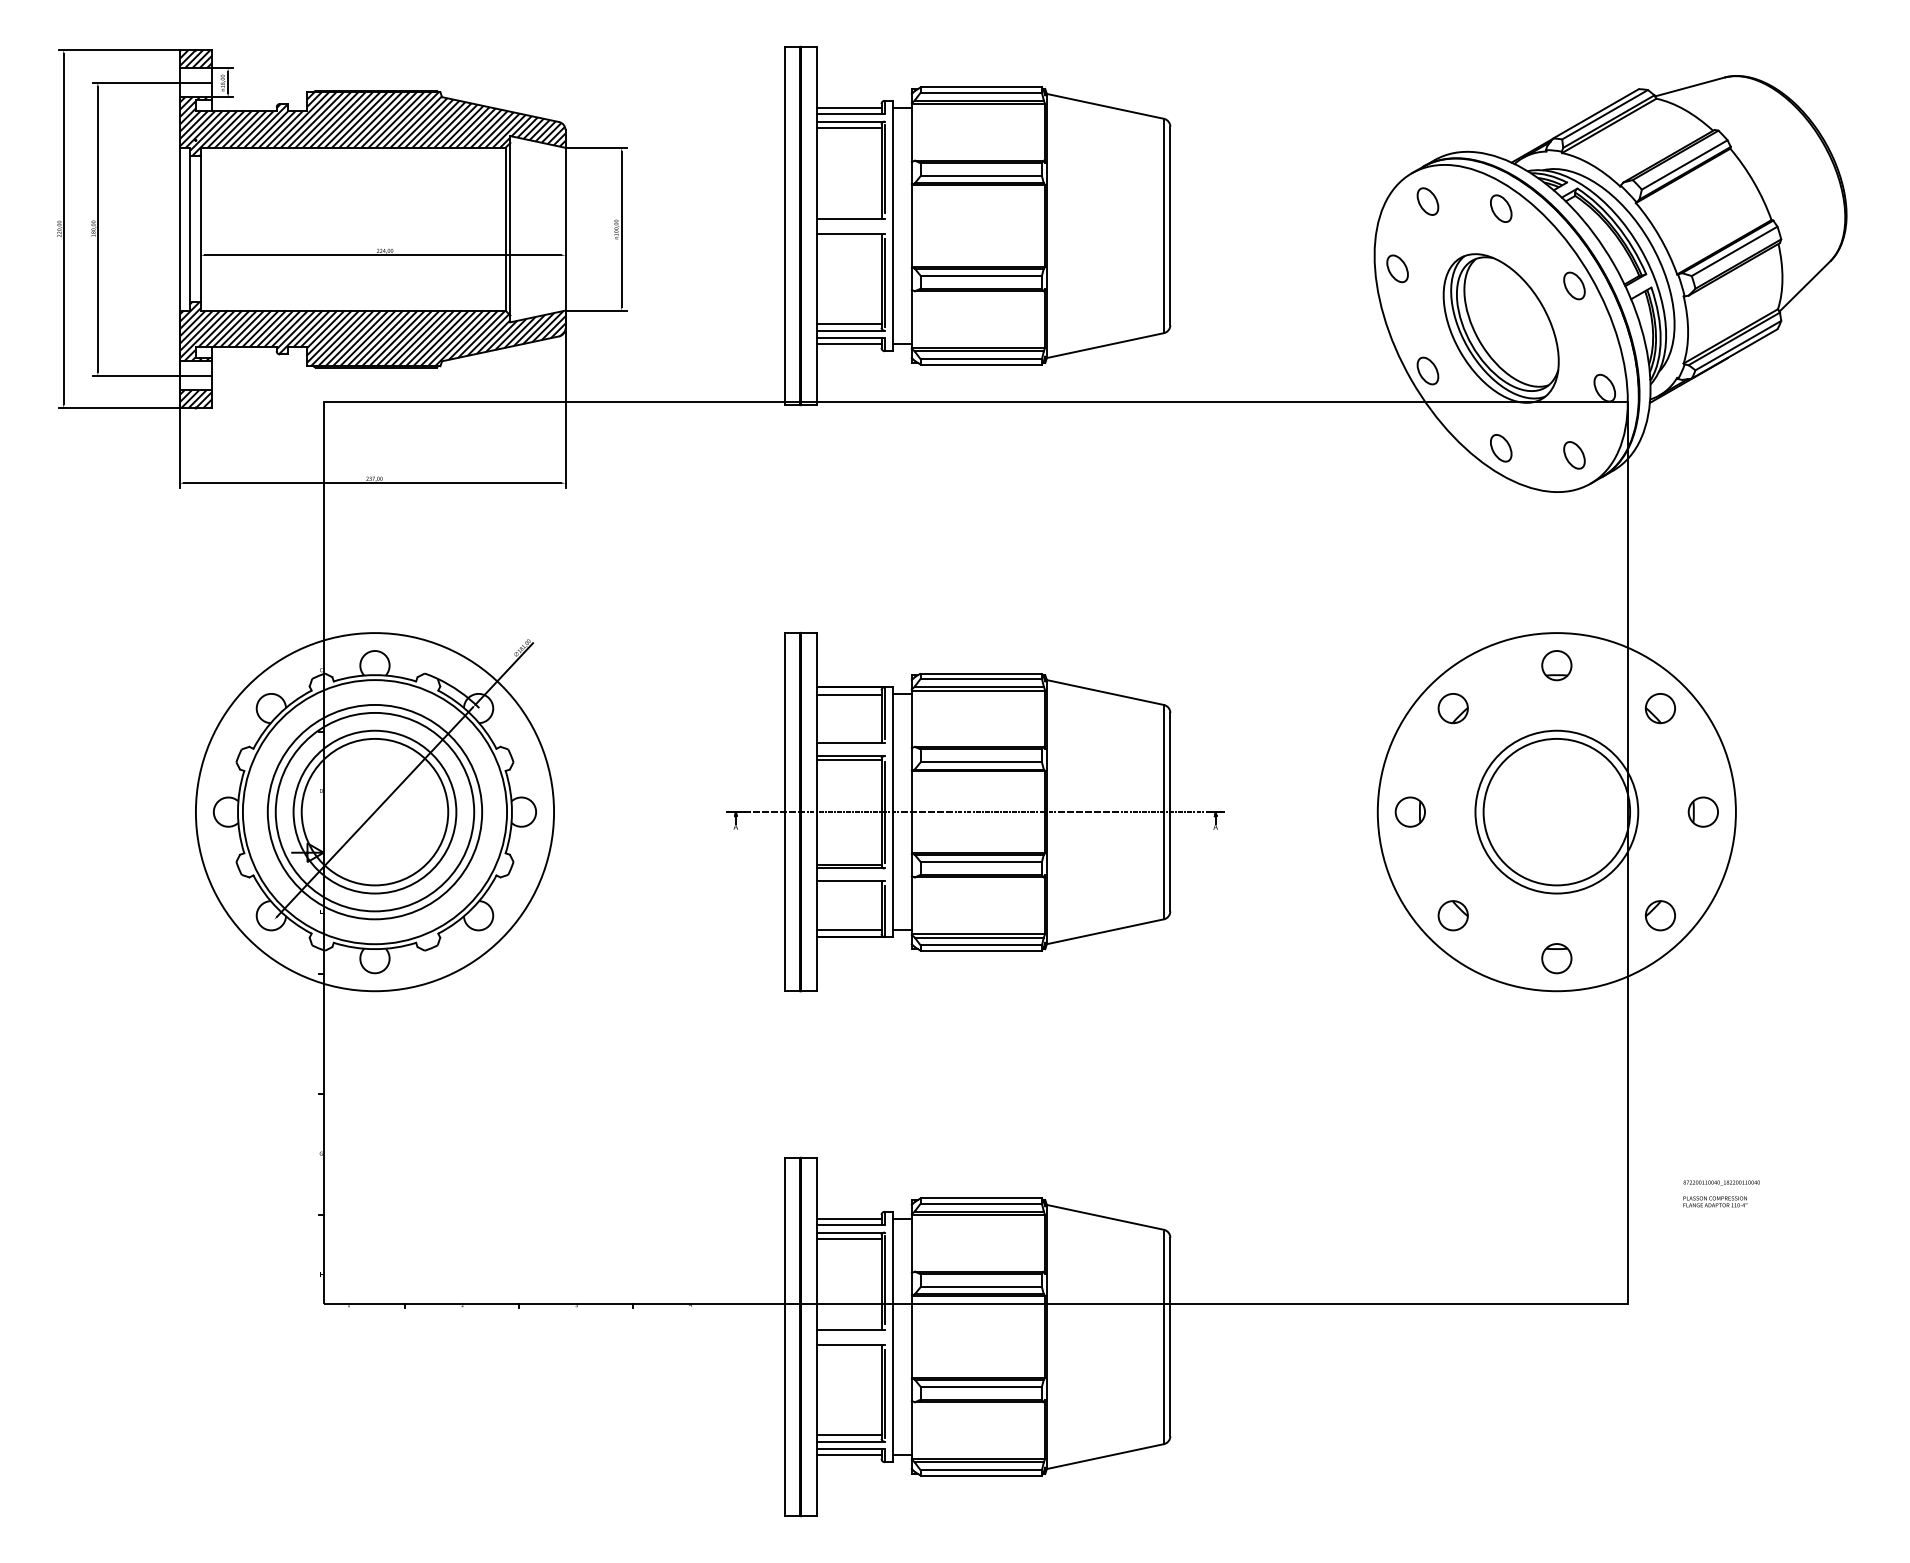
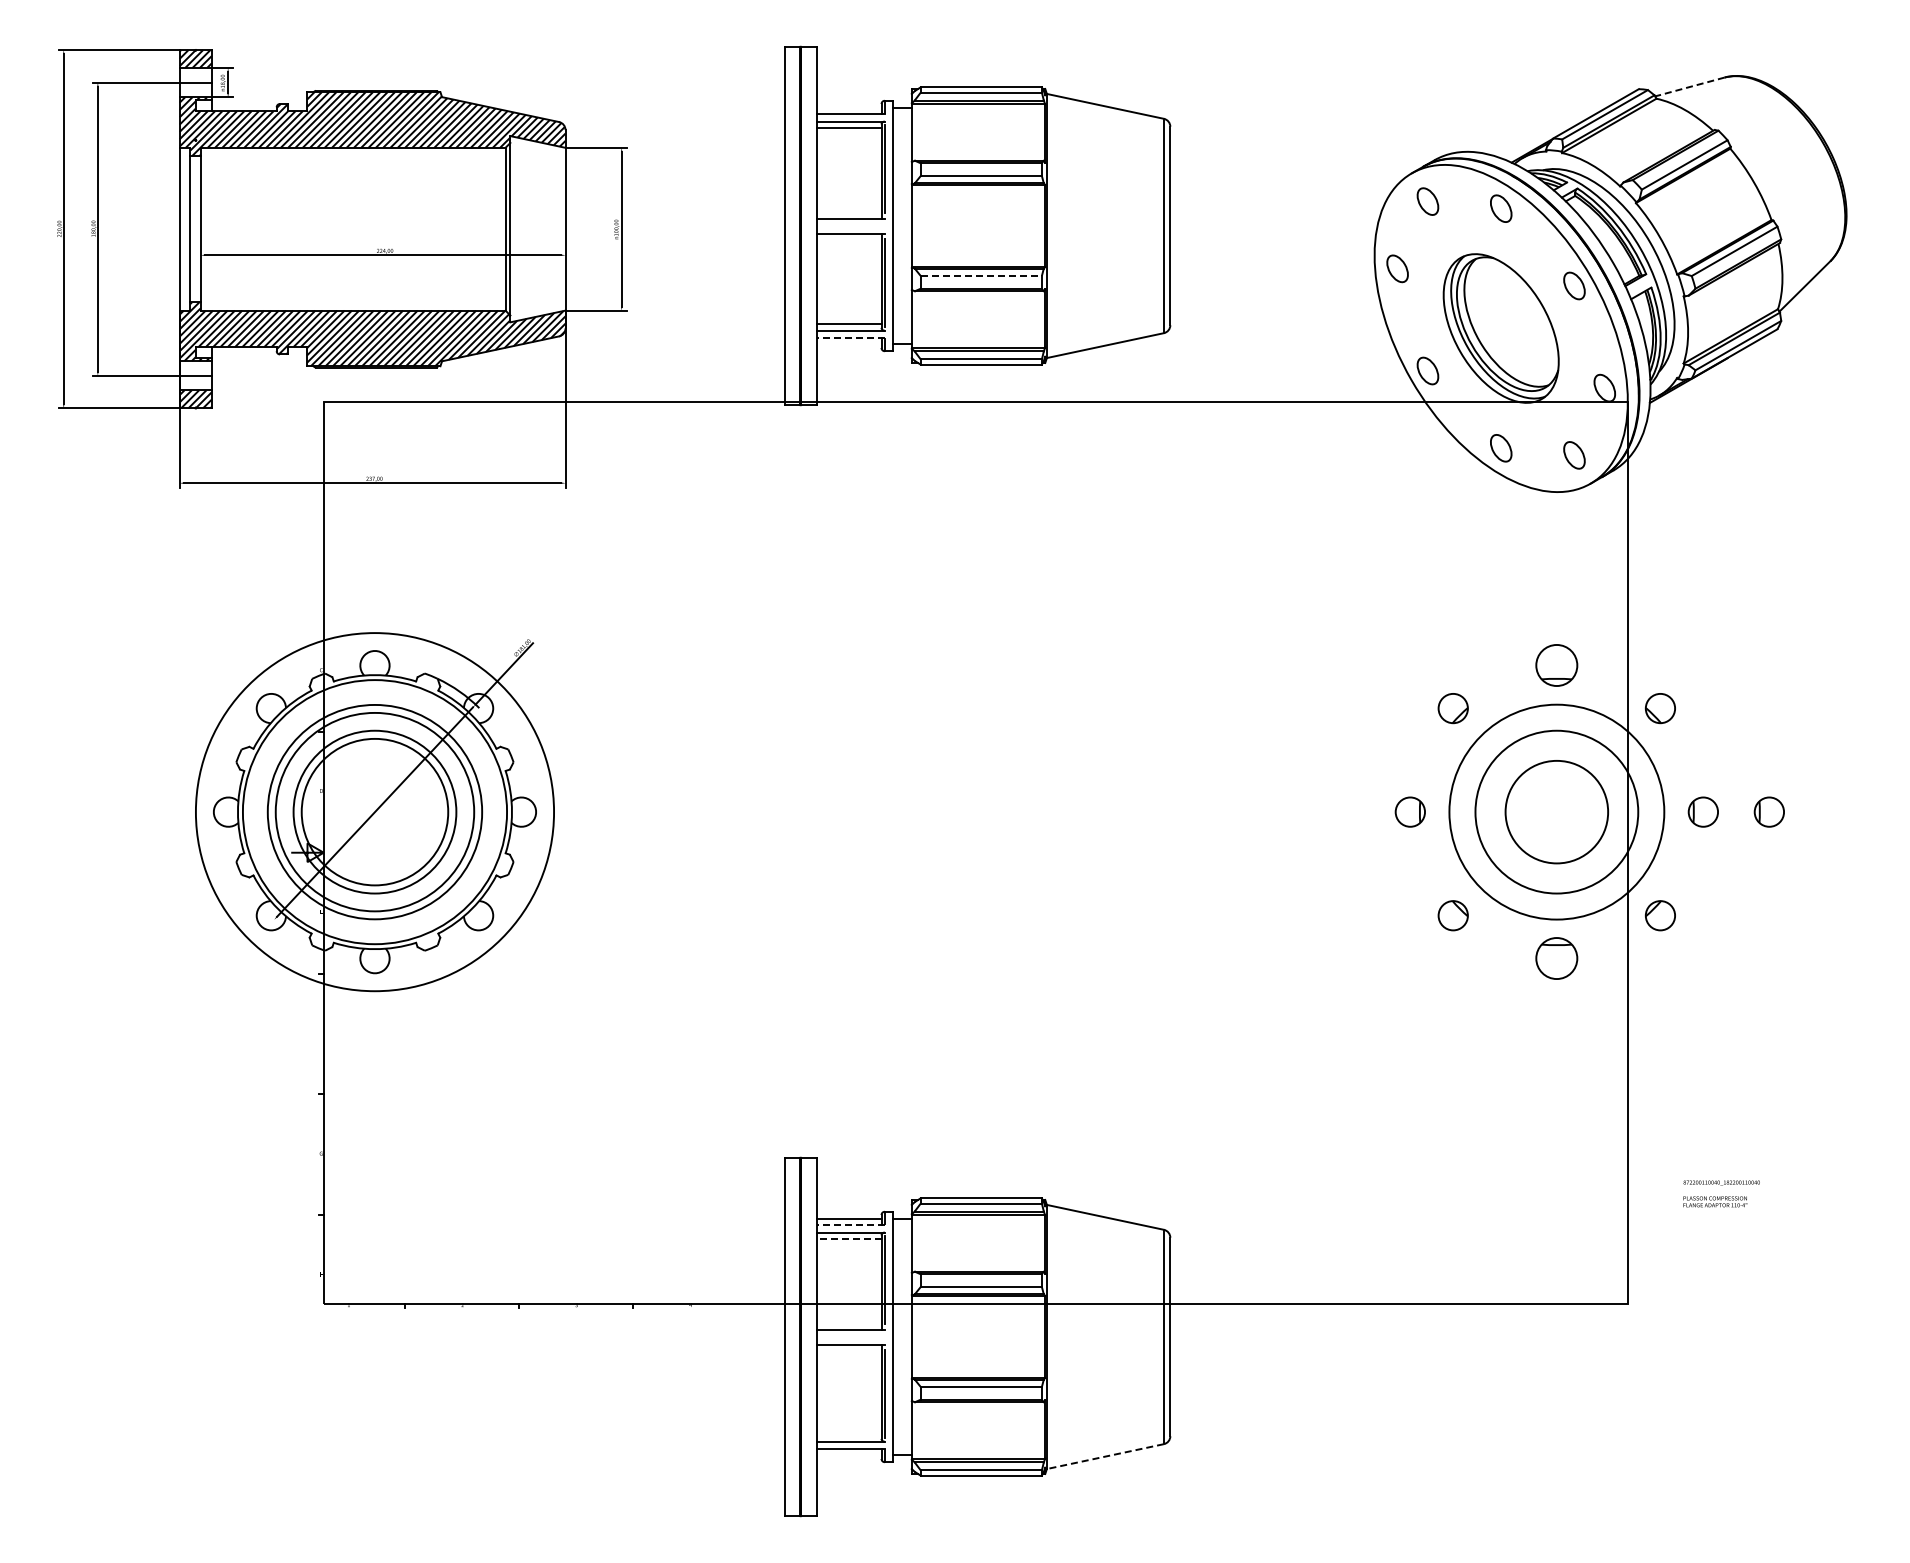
line: solid -> dashed (1689, 87)
line: present -> none (848, 108)
line: solid -> dashed (981, 275)
line: solid -> dashed (850, 338)
line: present -> none (848, 343)
part size: 32x32 px -> 44x43 px (1556, 665)
circle diameter: 147 px -> 103 px (1556, 811)
part: none -> present (1768, 811)
part: present -> none (975, 812)
circle diameter: 358 px -> 215 px (1556, 811)
part size: 32x32 px -> 44x43 px (1556, 958)
line: solid -> dashed (850, 1225)
line: solid -> dashed (848, 1238)
line: present -> none (848, 1435)
line: present -> none (848, 1454)
line: solid -> dashed (1105, 1456)
